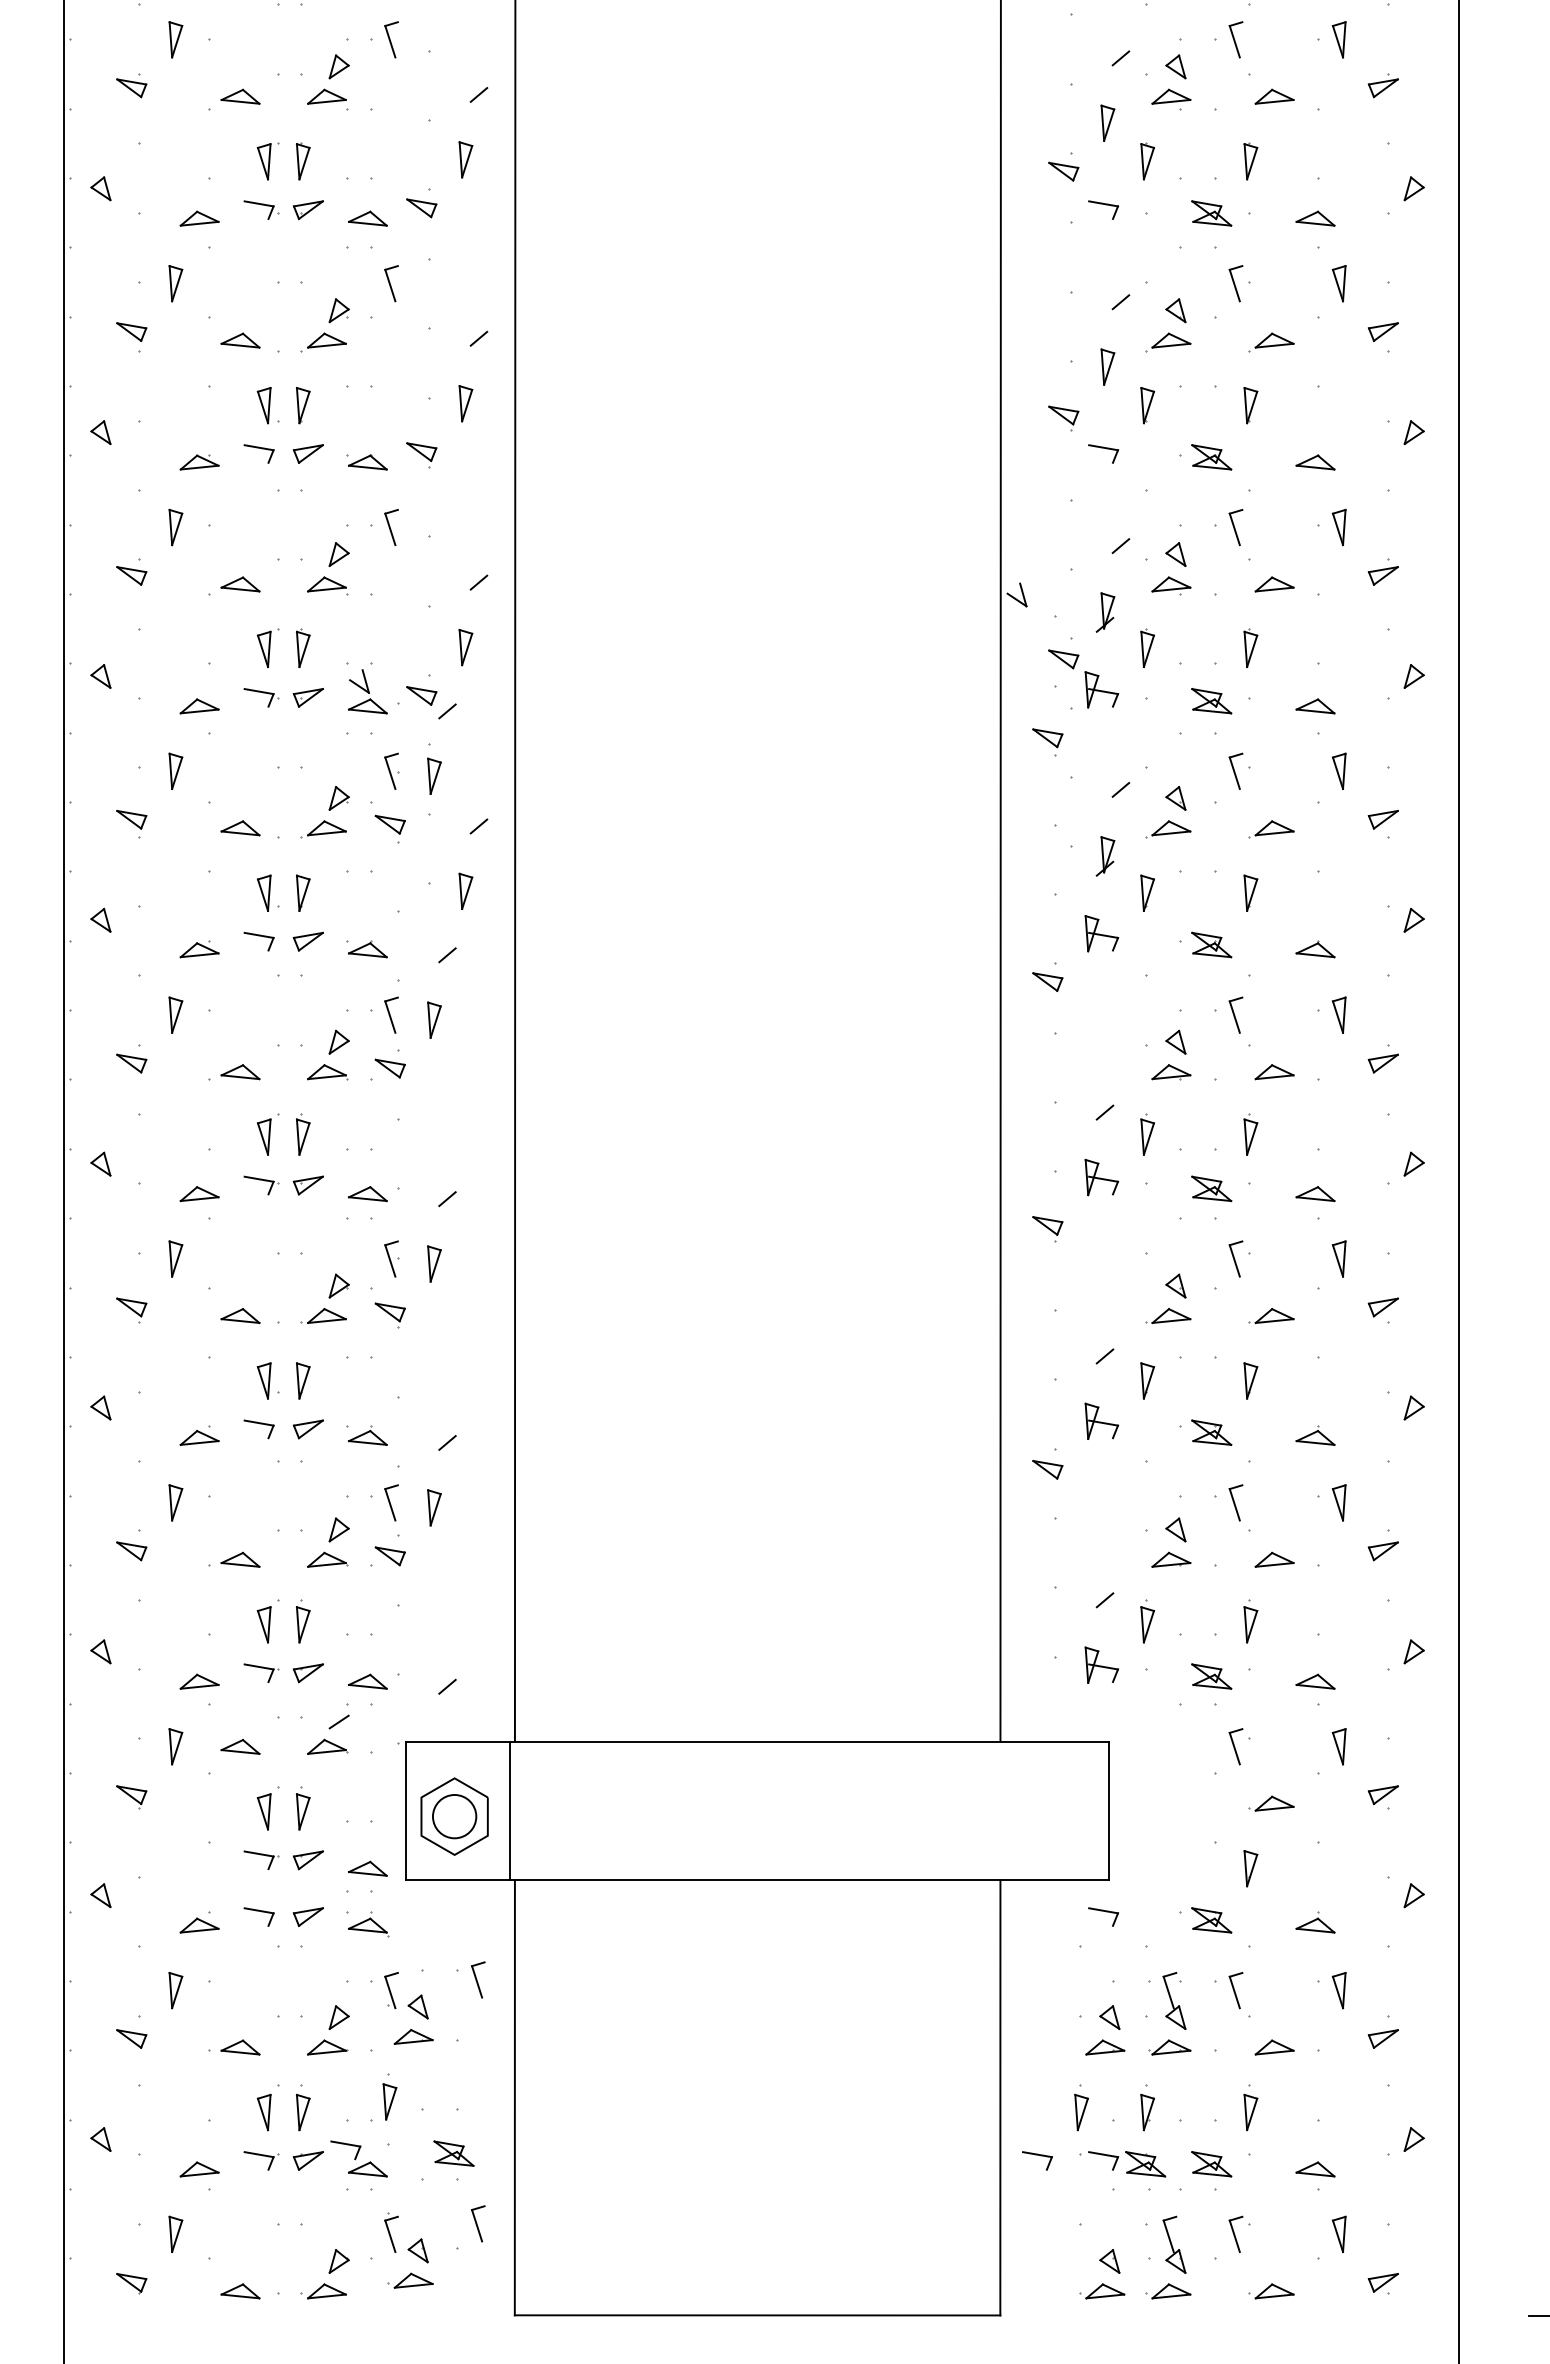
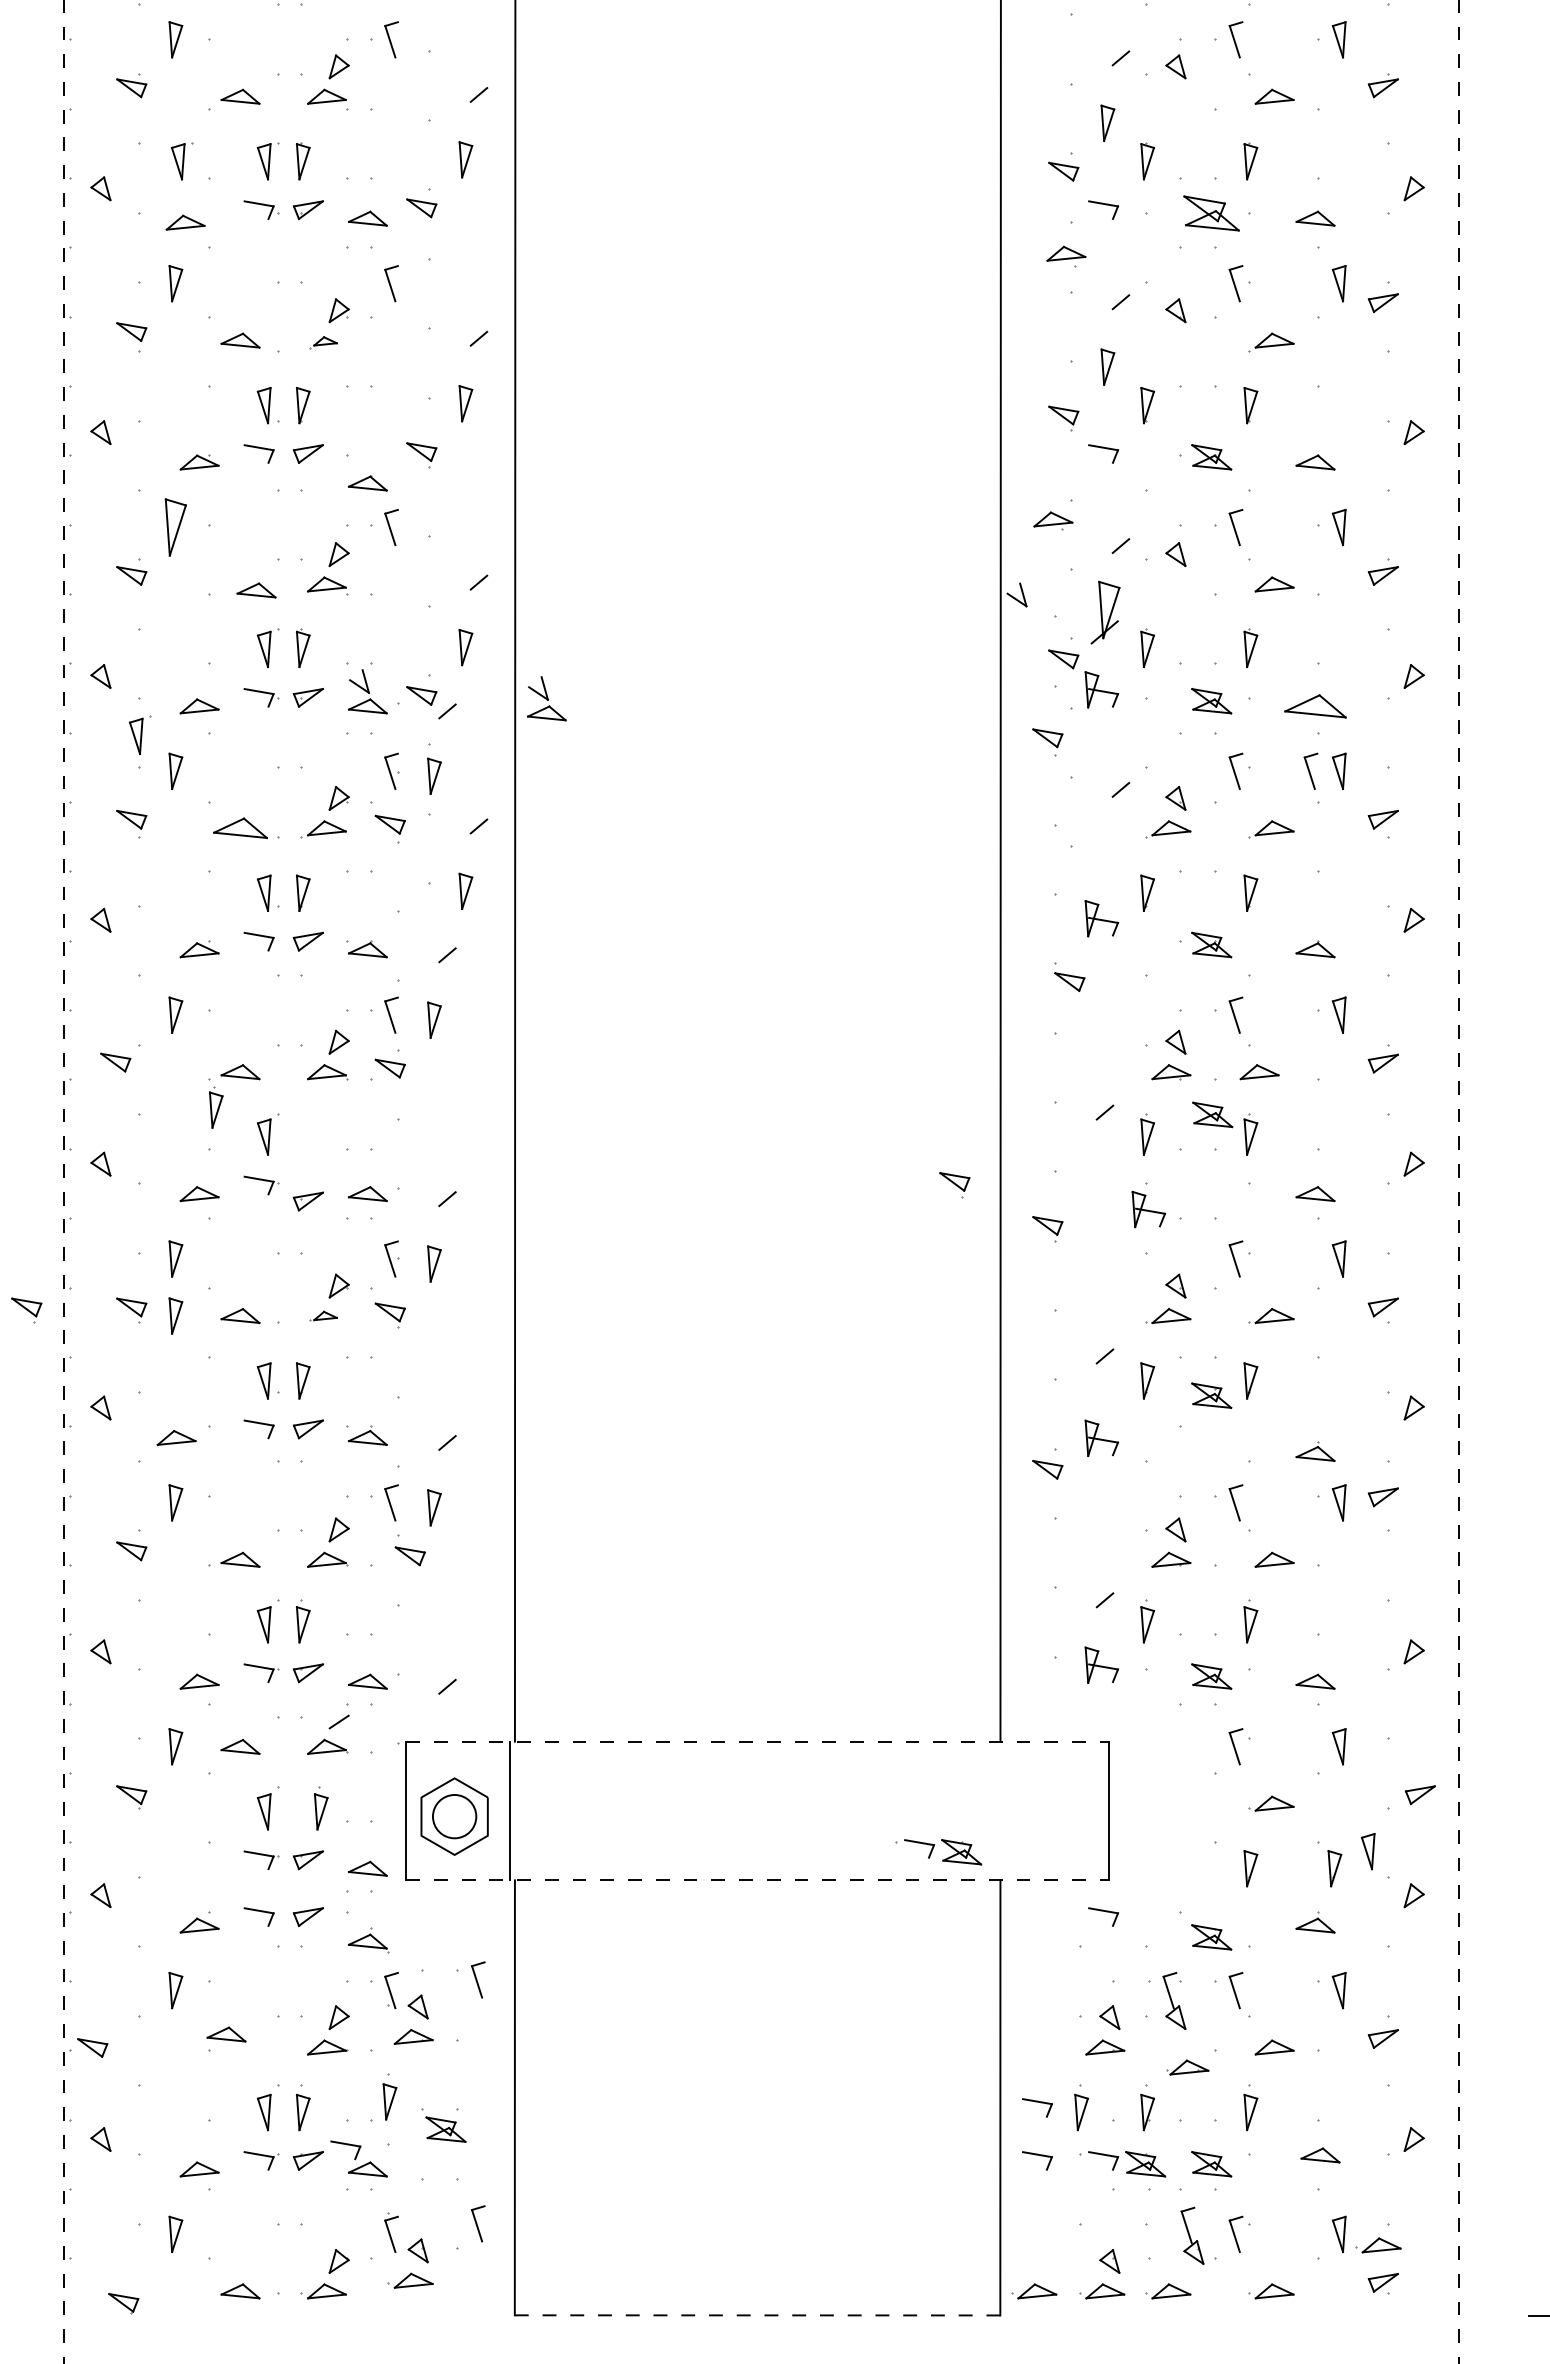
part position: (1171, 99) -> (1066, 256) (1066, 256)
part: none -> present (181, 161)
part size: 42x27 px -> 57x37 px (1211, 213)
part position: (199, 218) -> (185, 222) (185, 222)
part position: (1382, 331) -> (1382, 302) (1382, 302)
part size: 47x21 px -> 29x14 px (323, 342)
part: present -> none (1168, 342)
part position: (367, 462) -> (367, 483) (367, 483)
part size: 16x39 px -> 23x59 px (175, 527)
part position: (240, 584) -> (256, 590) (256, 590)
part position: (1171, 585) -> (1053, 520) (1053, 520)
part size: 21x41 px -> 31x64 px (1105, 612)
part: none -> present (546, 698)
part size: 41x17 px -> 63x25 px (1315, 706)
part: none -> present (139, 734)
part: none -> present (1310, 770)
part size: 41x17 px -> 55x22 px (240, 827)
part: present -> none (1105, 856)
part position: (1101, 933) -> (1101, 918) (1101, 918)
part position: (1047, 981) -> (1069, 981) (1069, 981)
part position: (131, 1063) -> (115, 1062) (115, 1062)
part position: (1274, 1072) -> (1259, 1072) (1259, 1072)
part position: (303, 1134) -> (216, 1107) (216, 1107)
part position: (1101, 1177) -> (1148, 1209) (1148, 1209)
line: solid -> dashed (64, 1181)
line: solid -> dashed (1459, 1181)
part position: (307, 1185) -> (307, 1201) (307, 1201)
part: none -> present (954, 1185)
part position: (1211, 1188) -> (1212, 1114) (1212, 1114)
part: none -> present (26, 1310)
part: none -> present (175, 1315)
part size: 47x16 px -> 29x12 px (323, 1315)
part position: (1101, 1420) -> (1101, 1437) (1101, 1437)
part position: (1211, 1432) -> (1211, 1395) (1211, 1395)
part position: (1315, 1435) -> (1315, 1451) (1315, 1451)
part position: (199, 1437) -> (176, 1437) (176, 1437)
part position: (1382, 1551) -> (1382, 1497) (1382, 1497)
part position: (389, 1556) -> (409, 1556) (409, 1556)
line: solid -> dashed (757, 1741)
part position: (1383, 1795) -> (1420, 1795) (1420, 1795)
part position: (303, 1808) -> (321, 1808) (321, 1808)
part: none -> present (1367, 1851)
part: none -> present (938, 1852)
part: none -> present (1334, 1868)
line: solid -> dashed (757, 1880)
part position: (1211, 1920) -> (1211, 1937) (1211, 1937)
part position: (368, 1924) -> (368, 1940) (368, 1940)
part position: (131, 2038) -> (92, 2047) (92, 2047)
part position: (240, 2047) -> (226, 2034) (226, 2034)
part position: (1169, 2047) -> (1187, 2067) (1187, 2067)
part: none -> present (1037, 2107)
part position: (453, 2153) -> (445, 2129) (445, 2129)
part position: (1315, 2169) -> (1320, 2155) (1320, 2155)
part position: (1174, 2244) -> (1192, 2235) (1192, 2235)
part: none -> present (1378, 2245)
part position: (131, 2283) -> (123, 2303) (123, 2303)
part: none -> present (1034, 2291)
line: solid -> dashed (757, 2315)
